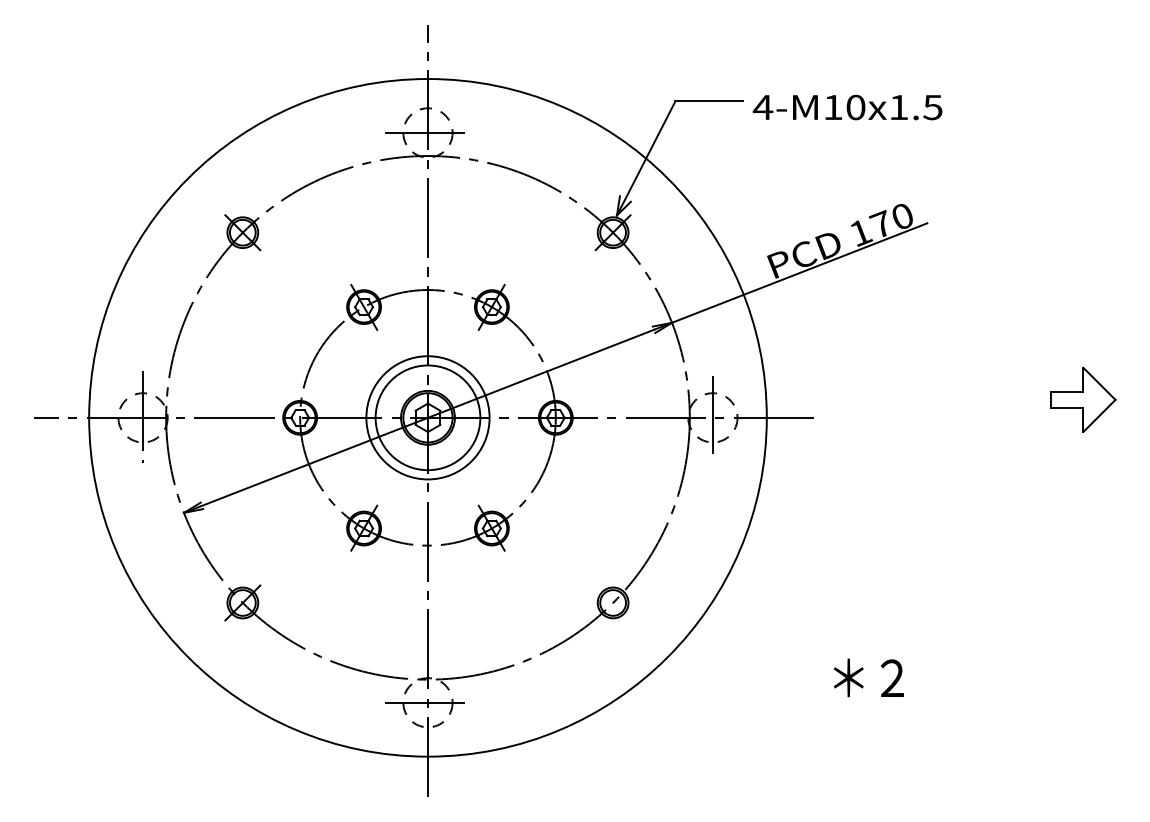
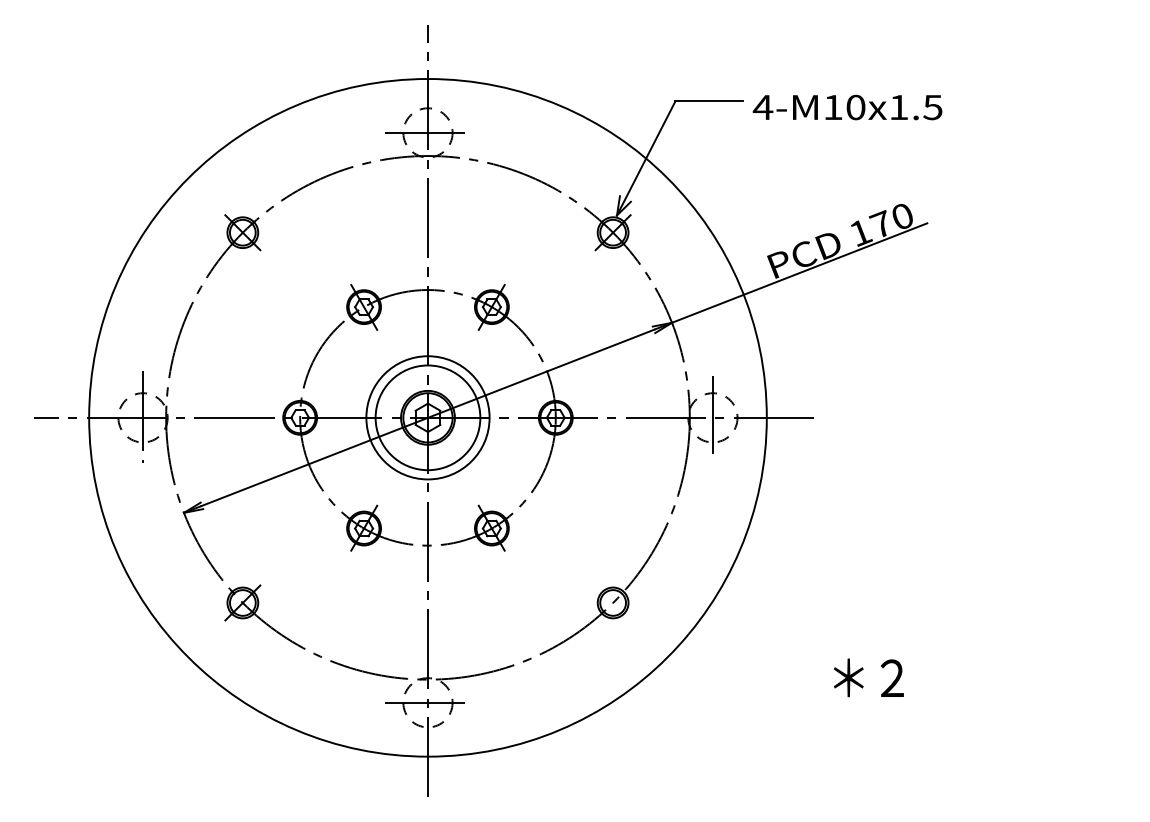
part: present -> none (1083, 399)
